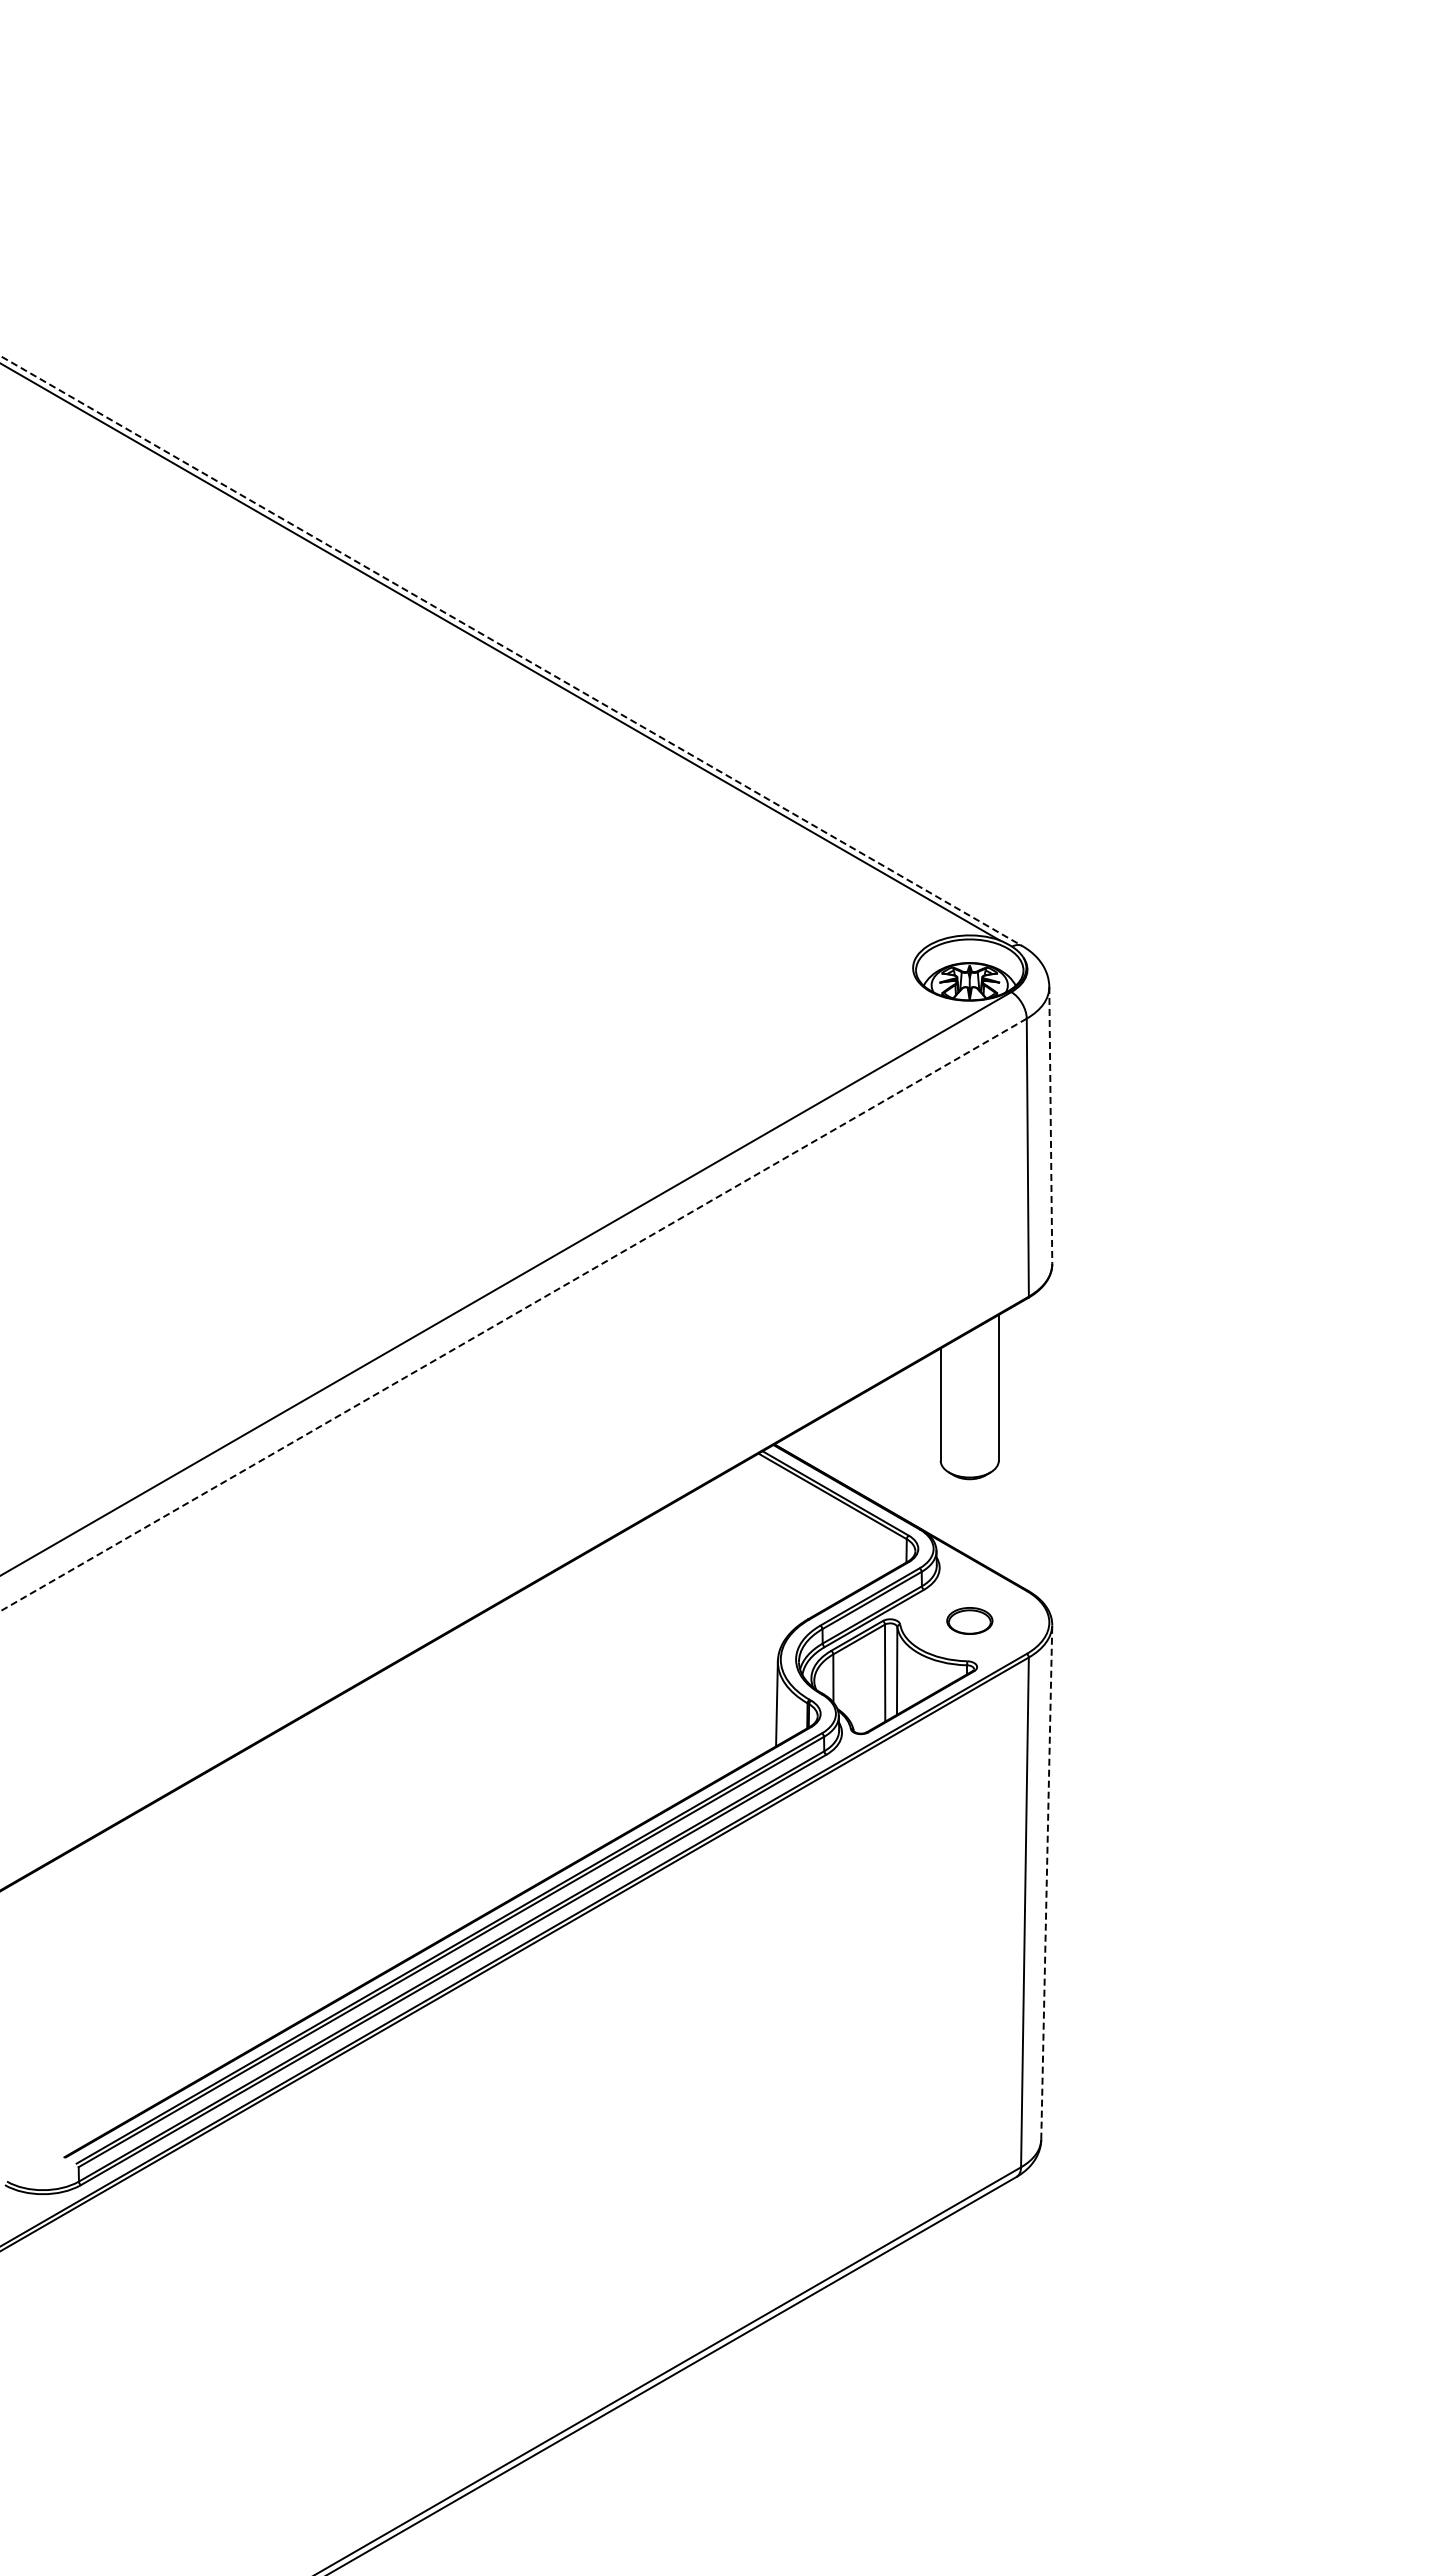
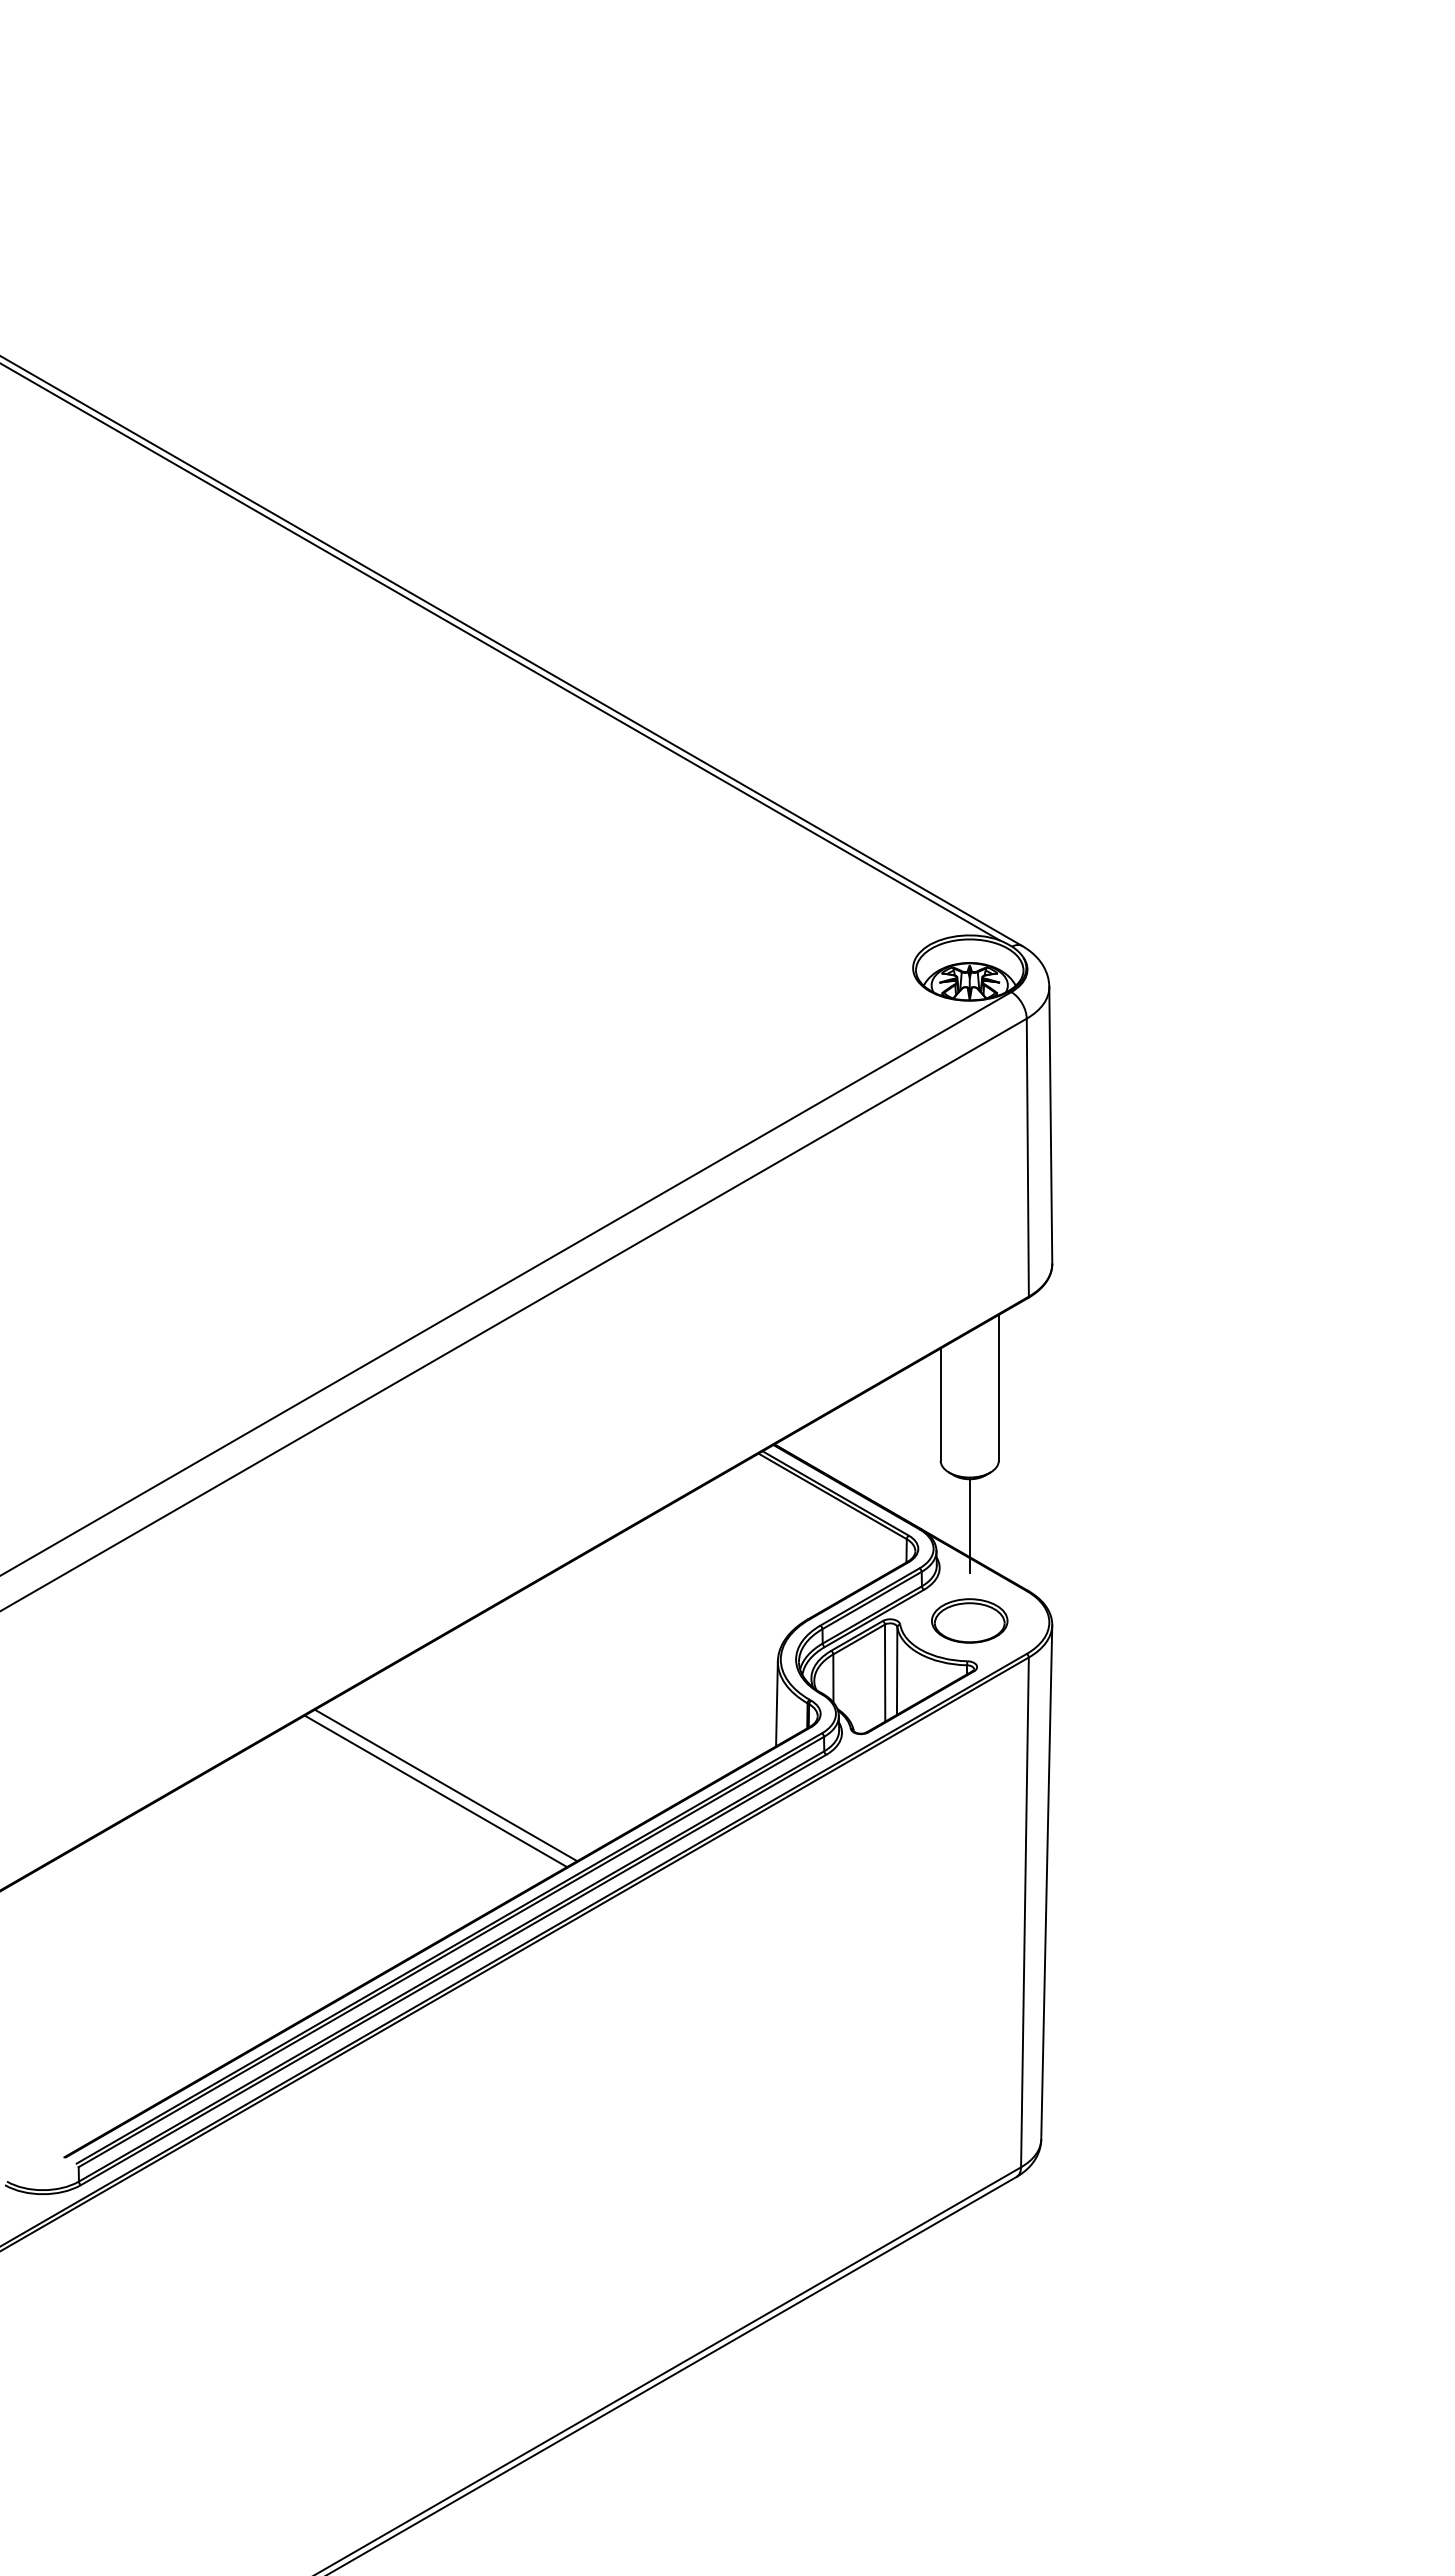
line: dashed -> solid (511, 651)
line: dashed -> solid (1050, 1125)
line: dashed -> solid (514, 1314)
line: none -> present (969, 1525)
part size: 48x28 px -> 78x46 px (969, 1620)
line: none -> present (445, 1785)
line: none -> present (435, 1791)
line: dashed -> solid (1046, 1882)
